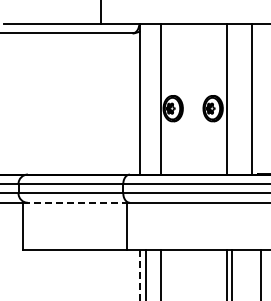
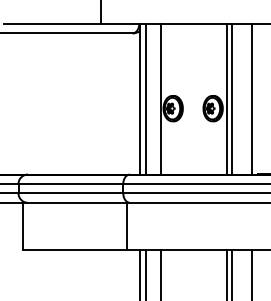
line: none -> present (145, 98)
line: none -> present (232, 98)
line: dashed -> solid (75, 202)
line position: (261, 273) -> (252, 273) (252, 273)
line: dashed -> solid (140, 275)
